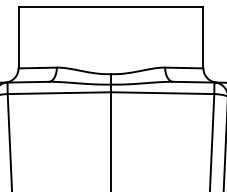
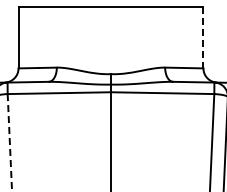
line: solid -> dashed (203, 37)
line: solid -> dashed (9, 142)
